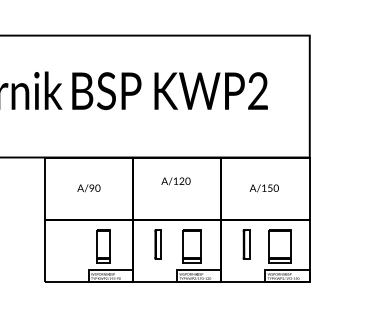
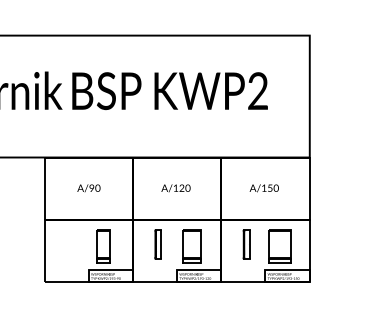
text position: (175, 181) -> (175, 188) (175, 188)
